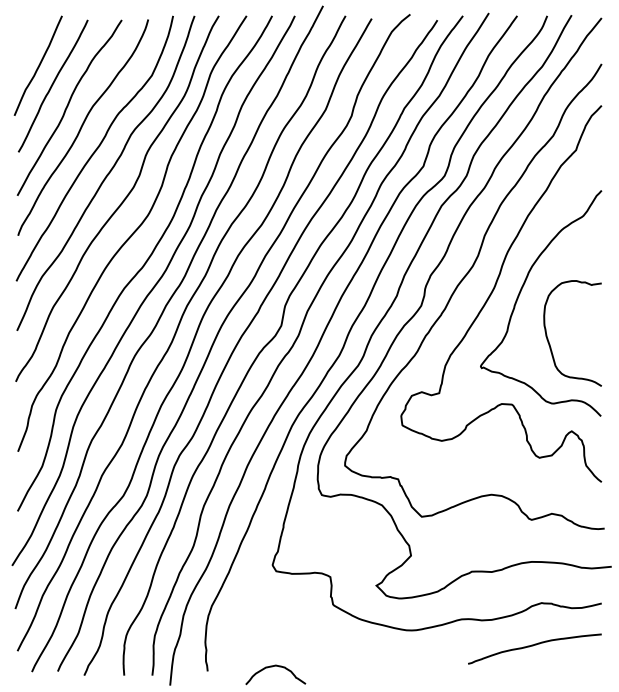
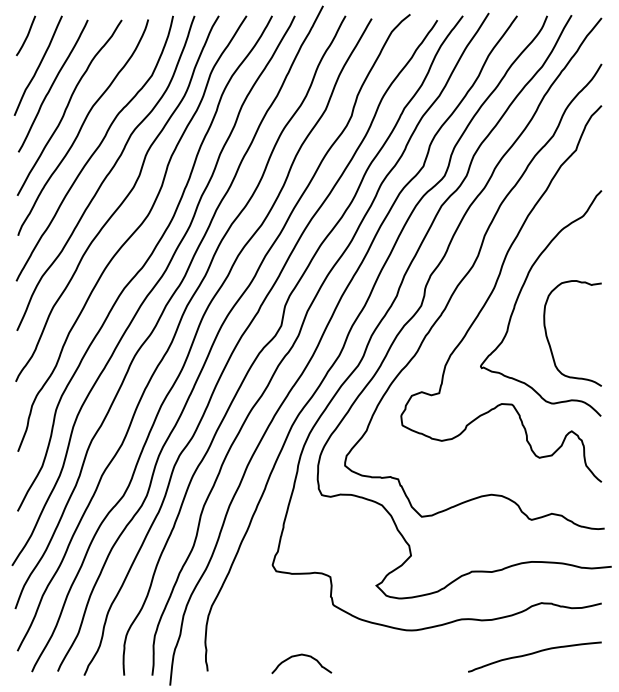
curve: none -> present (26, 35)
curve position: (533, 646) -> (533, 654) (533, 654)
curve position: (272, 667) -> (298, 656) (298, 656)
